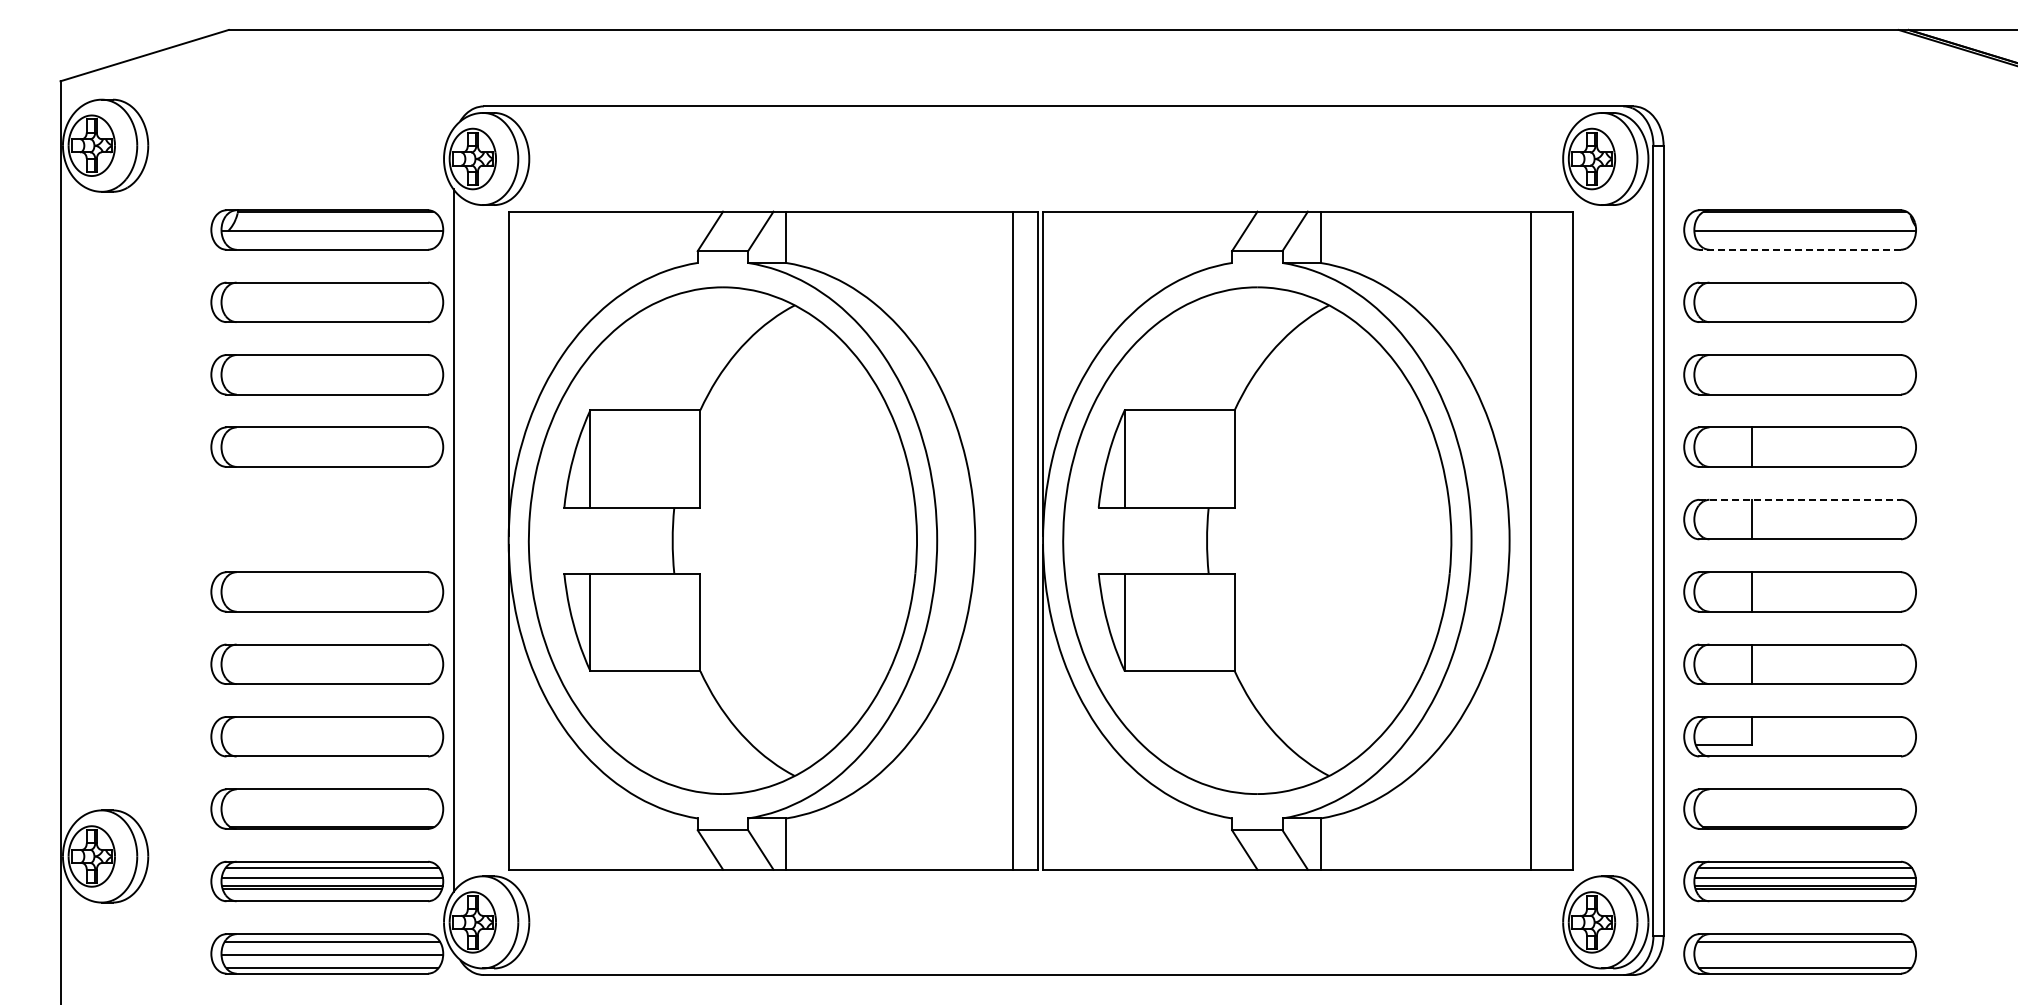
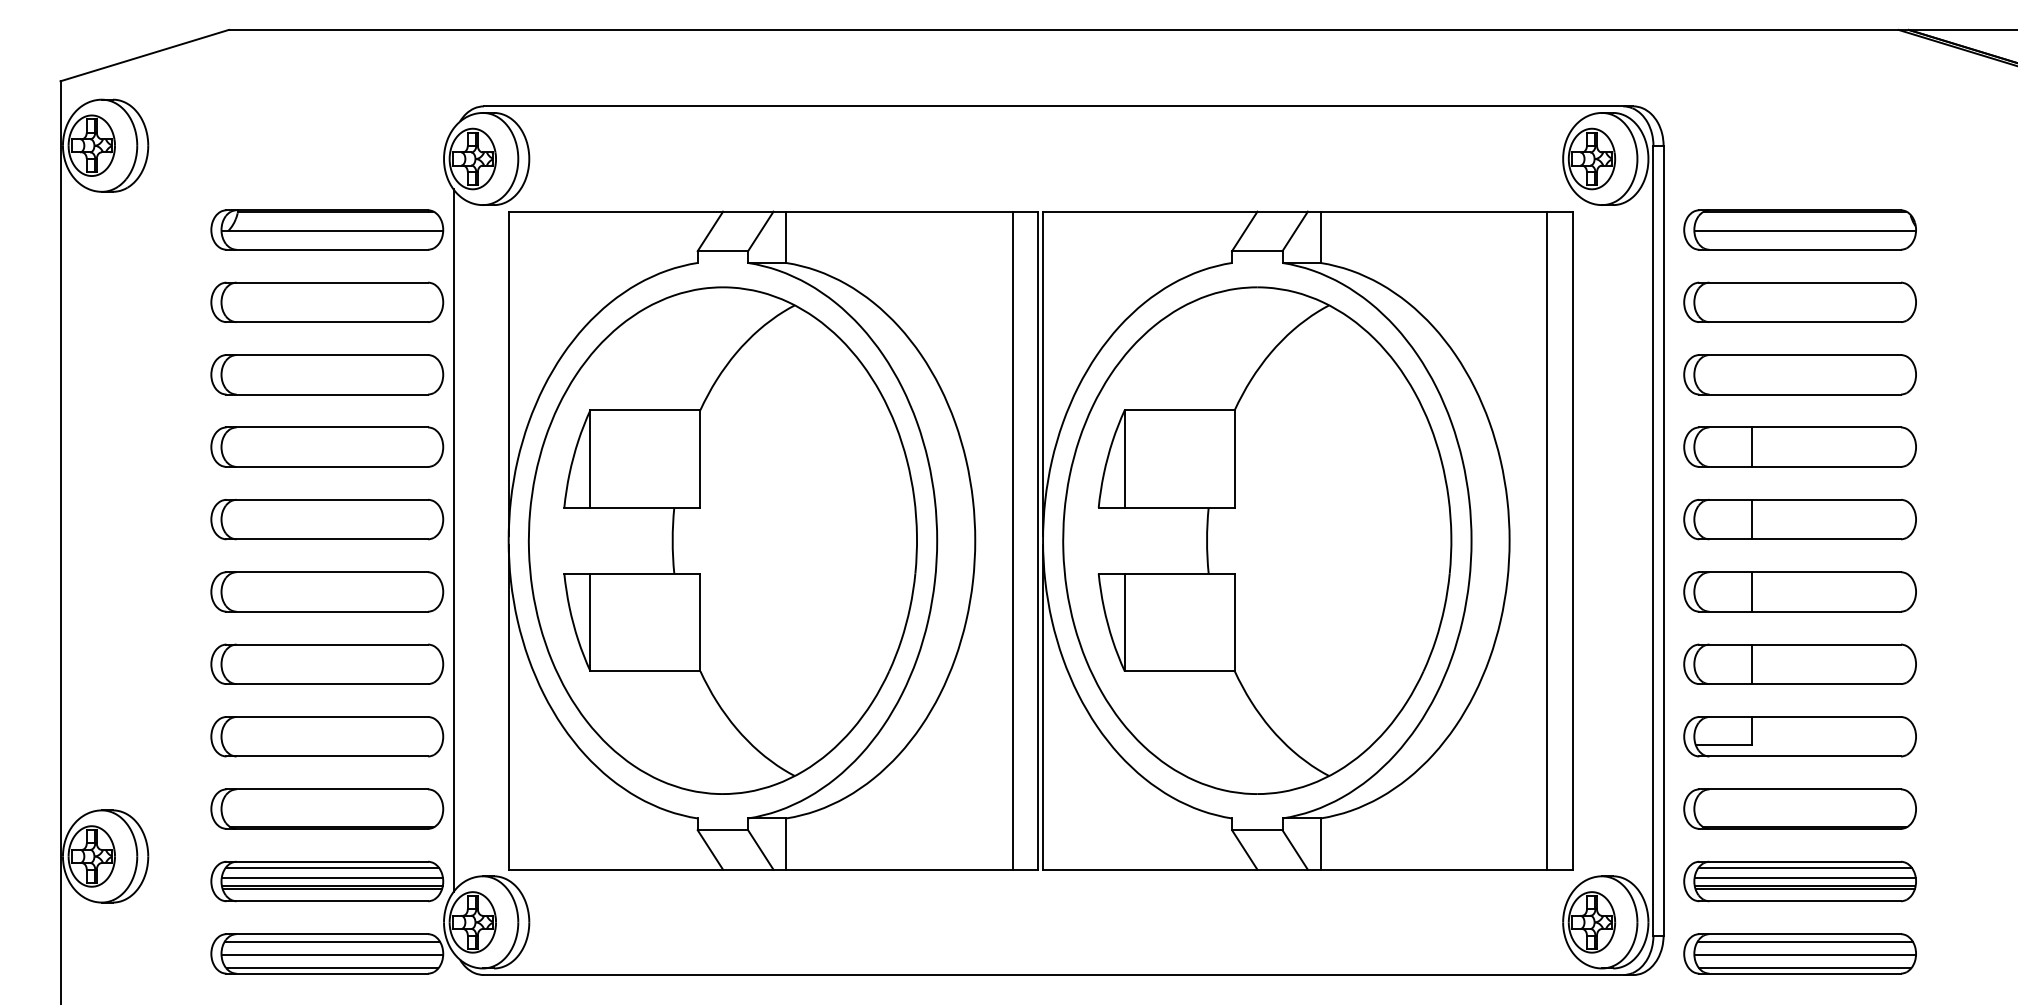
line: dashed -> solid (1800, 249)
line: dashed -> solid (1800, 499)
part: none -> present (327, 519)
line position: (1531, 540) -> (1547, 540) (1547, 540)
line: none -> present (1804, 955)
